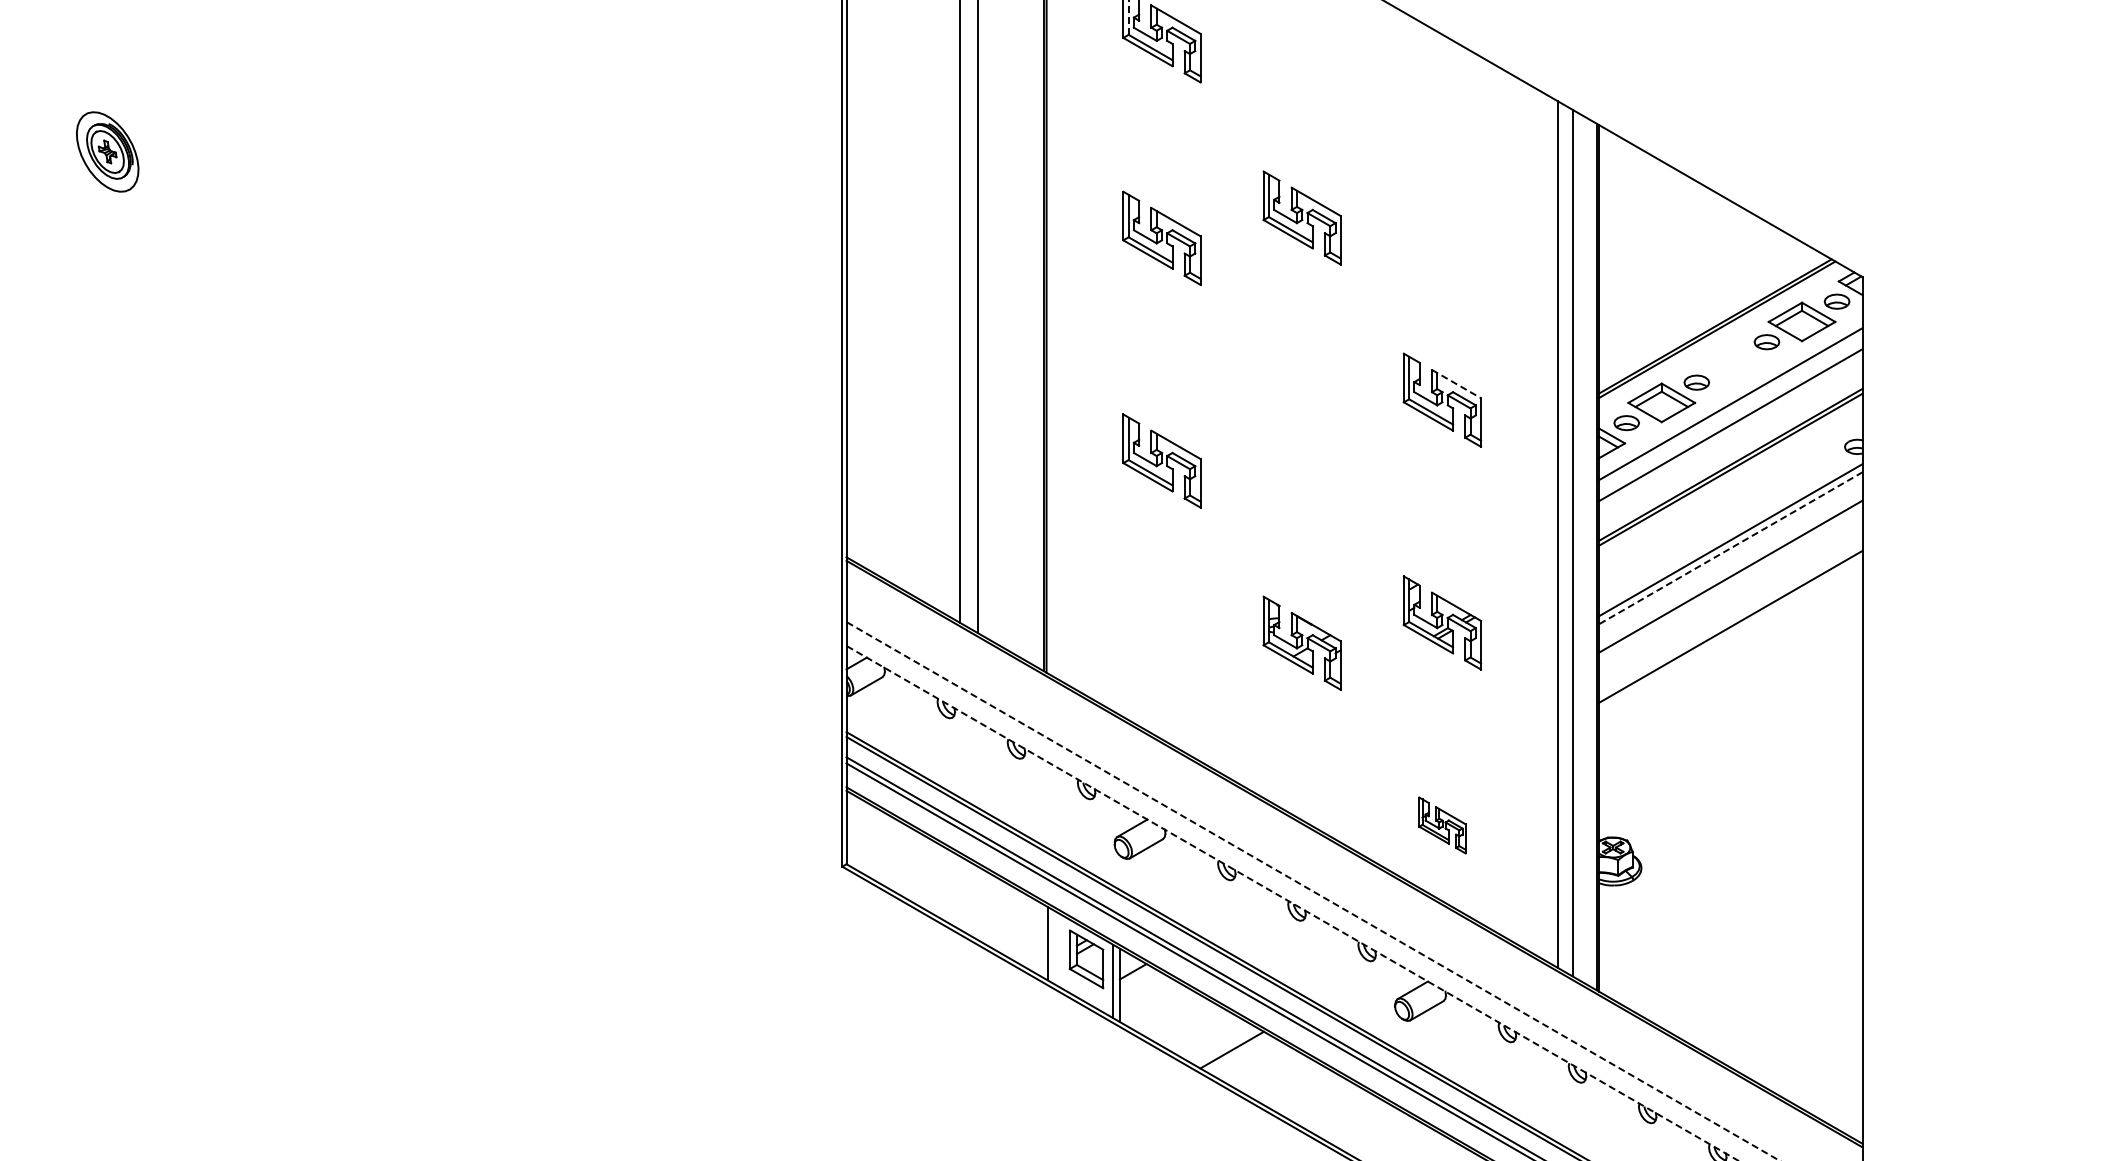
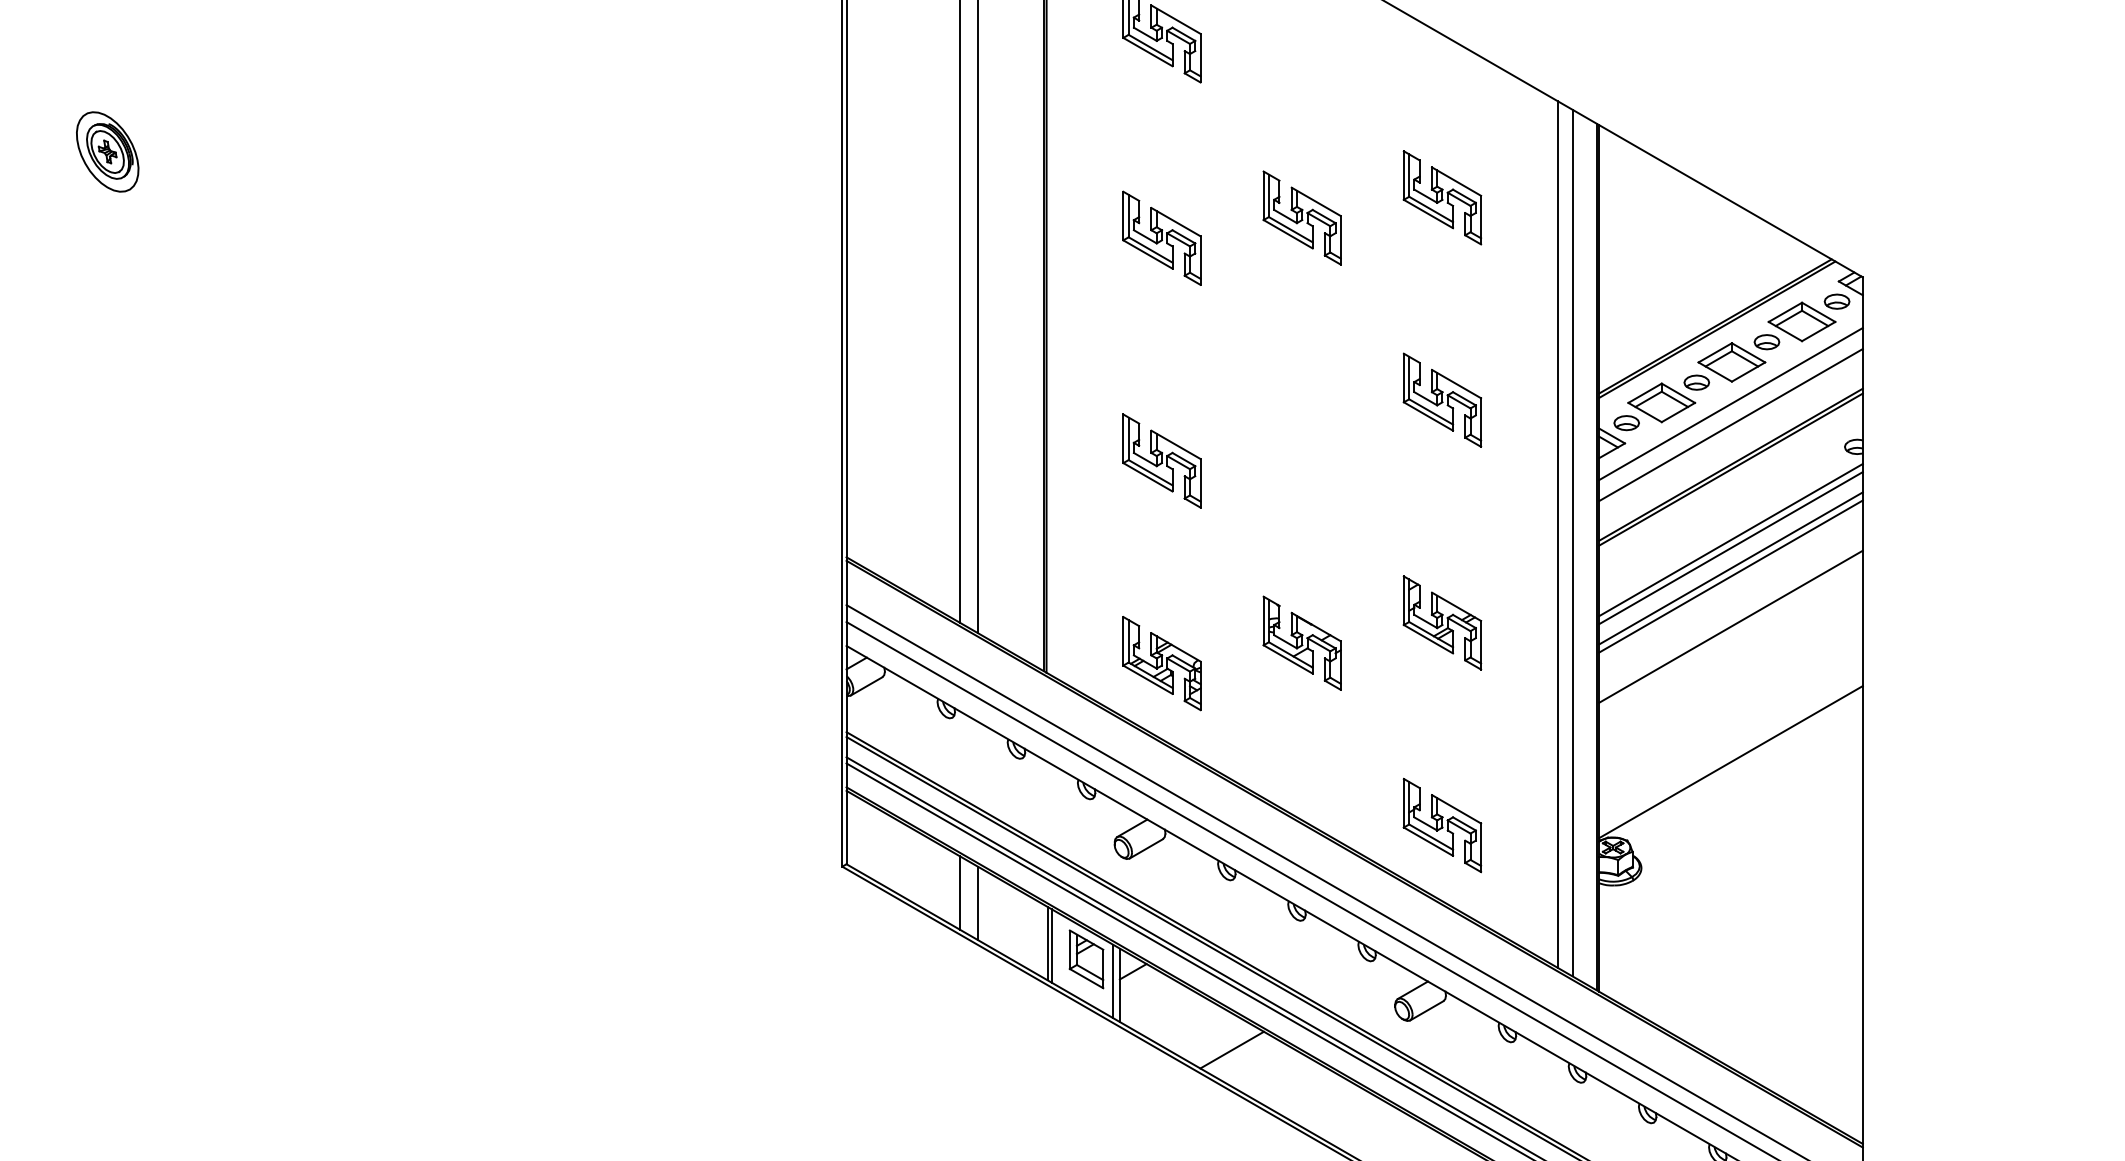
line: dashed -> solid (1128, 17)
part: none -> present (1442, 197)
part: none -> present (1731, 362)
line: dashed -> solid (1456, 384)
line: dashed -> solid (1731, 547)
line: none -> present (1730, 568)
part: none -> present (1161, 663)
line: none -> present (1730, 762)
part size: 49x59 px -> 81x97 px (1442, 825)
line: none -> present (1324, 881)
line: dashed -> solid (1313, 891)
line: none -> present (959, 892)
line: none -> present (978, 903)
line: dashed -> solid (1292, 903)
line: none -> present (1051, 945)
